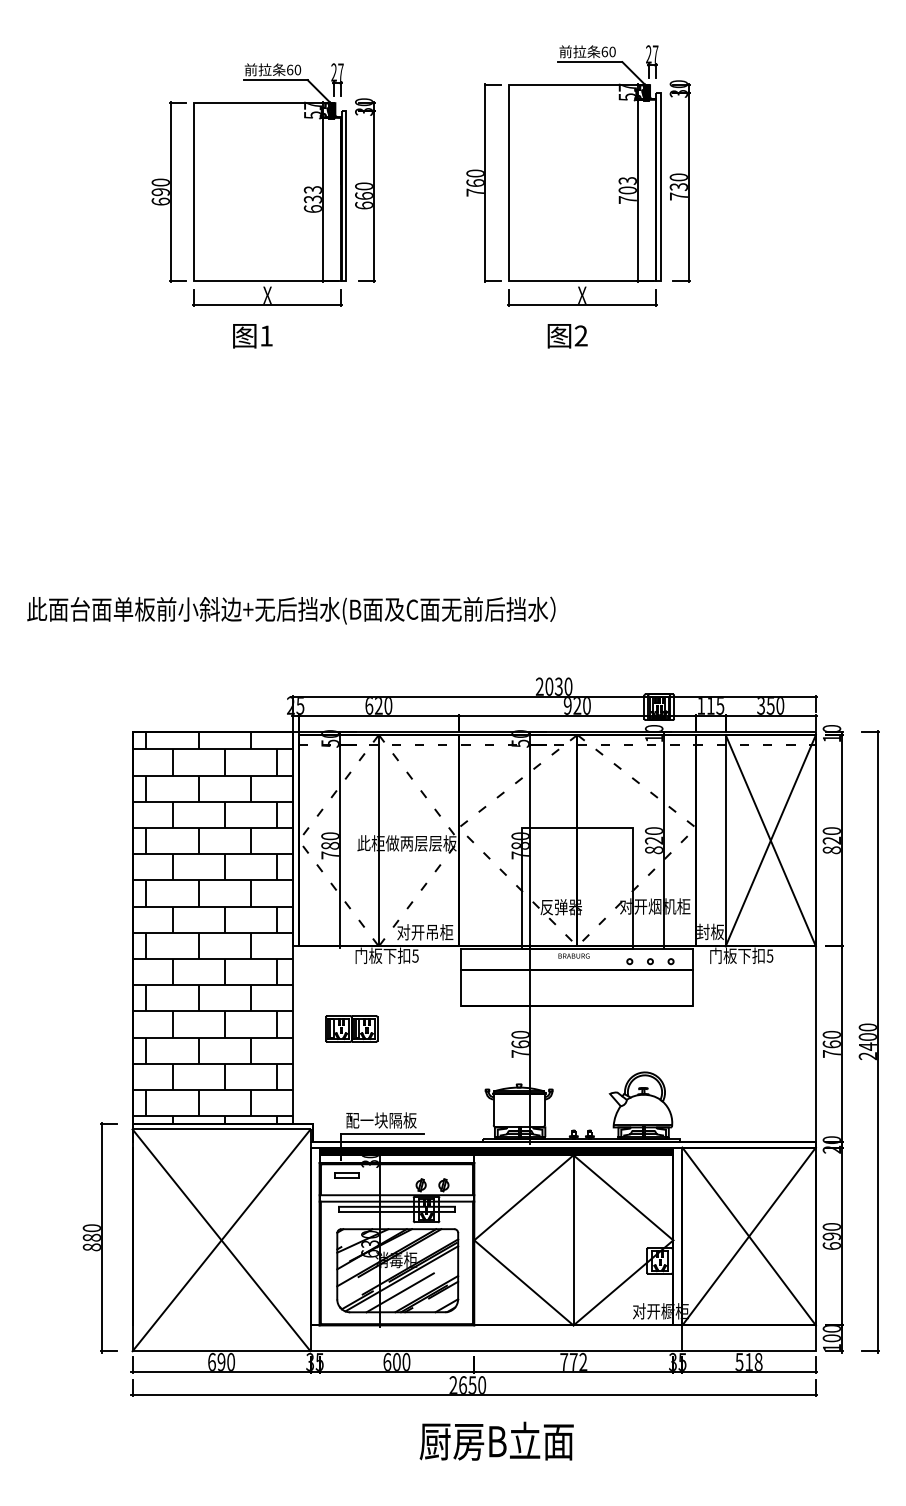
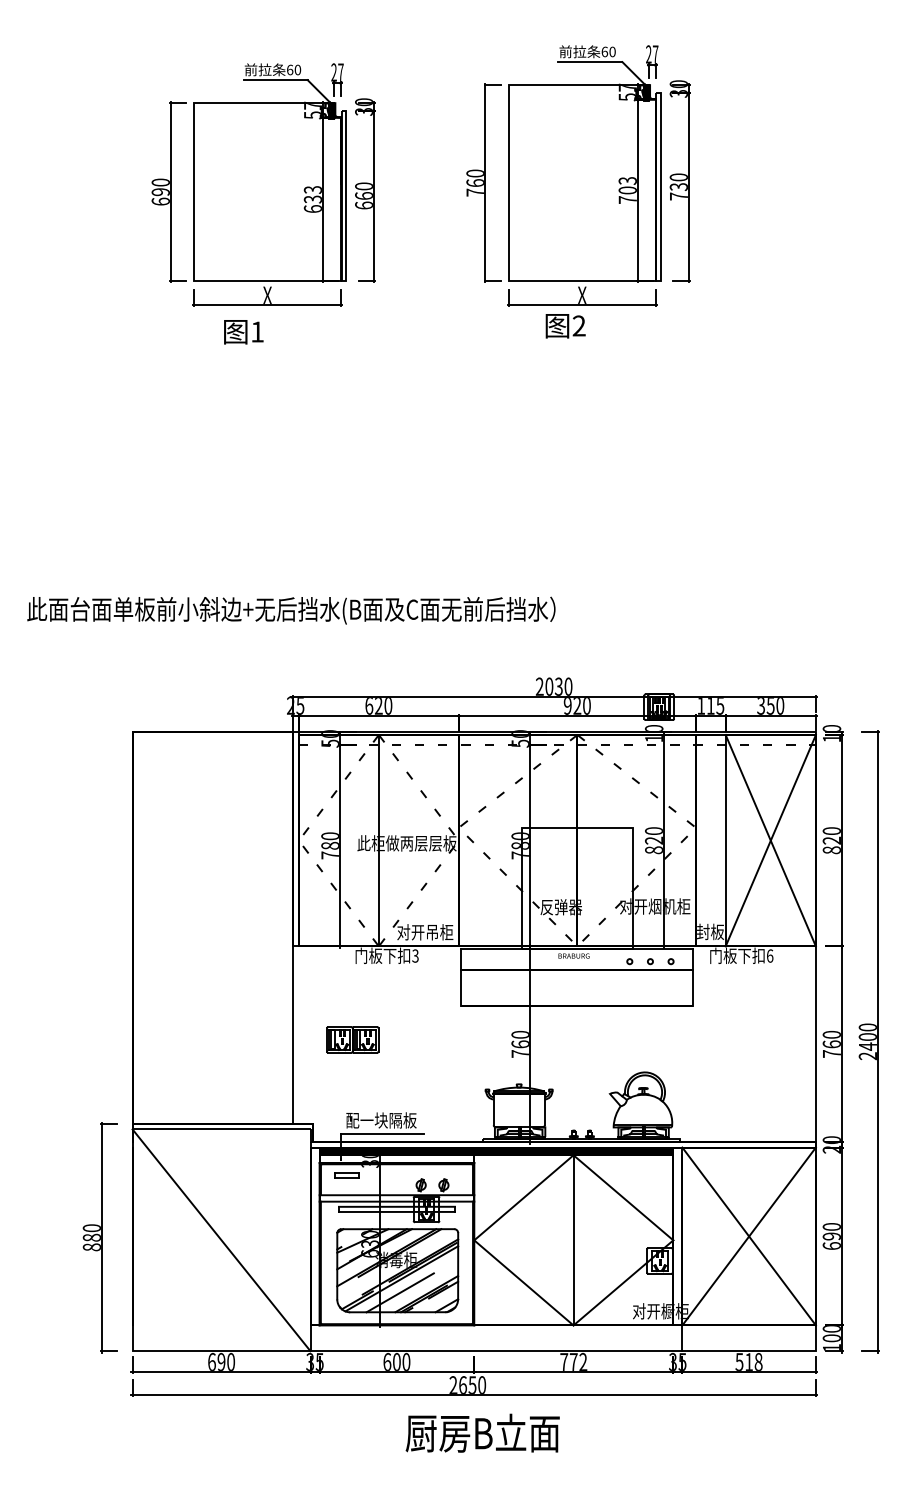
text position: (252, 336) -> (243, 332) (243, 332)
text position: (567, 336) -> (565, 326) (565, 326)
hatch: present -> none (212, 928)
text: 5 -> 3 (415, 955)
text: 5 -> 6 (769, 955)
part position: (351, 1028) -> (352, 1039) (352, 1039)
line: present -> none (221, 1240)
text position: (496, 1440) -> (482, 1432) (482, 1432)
